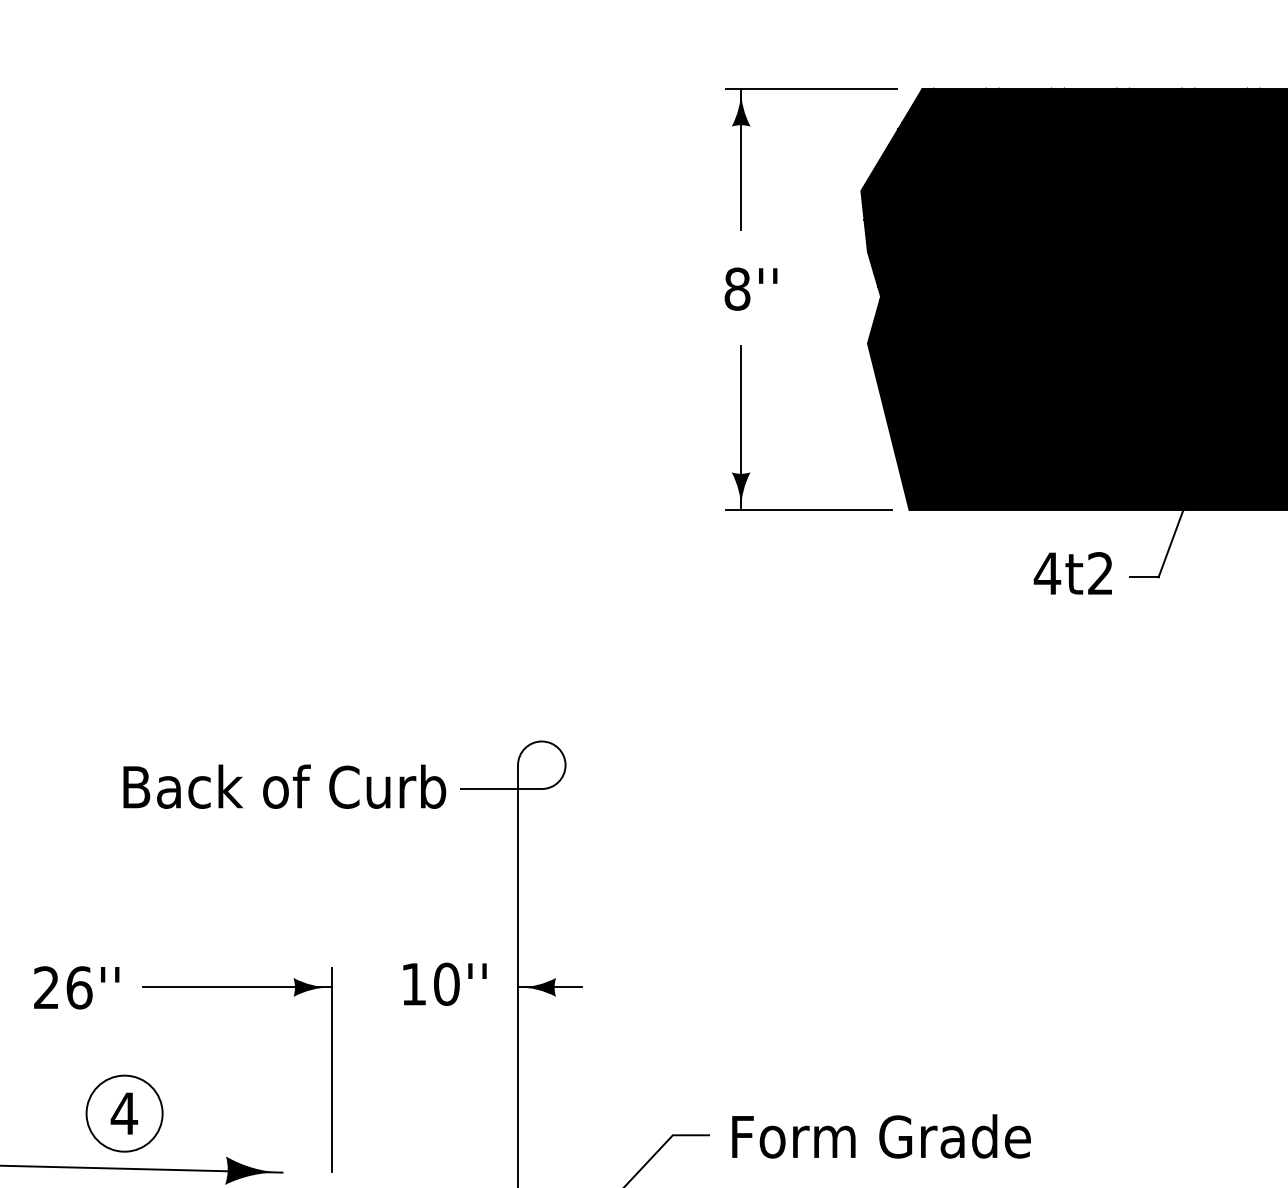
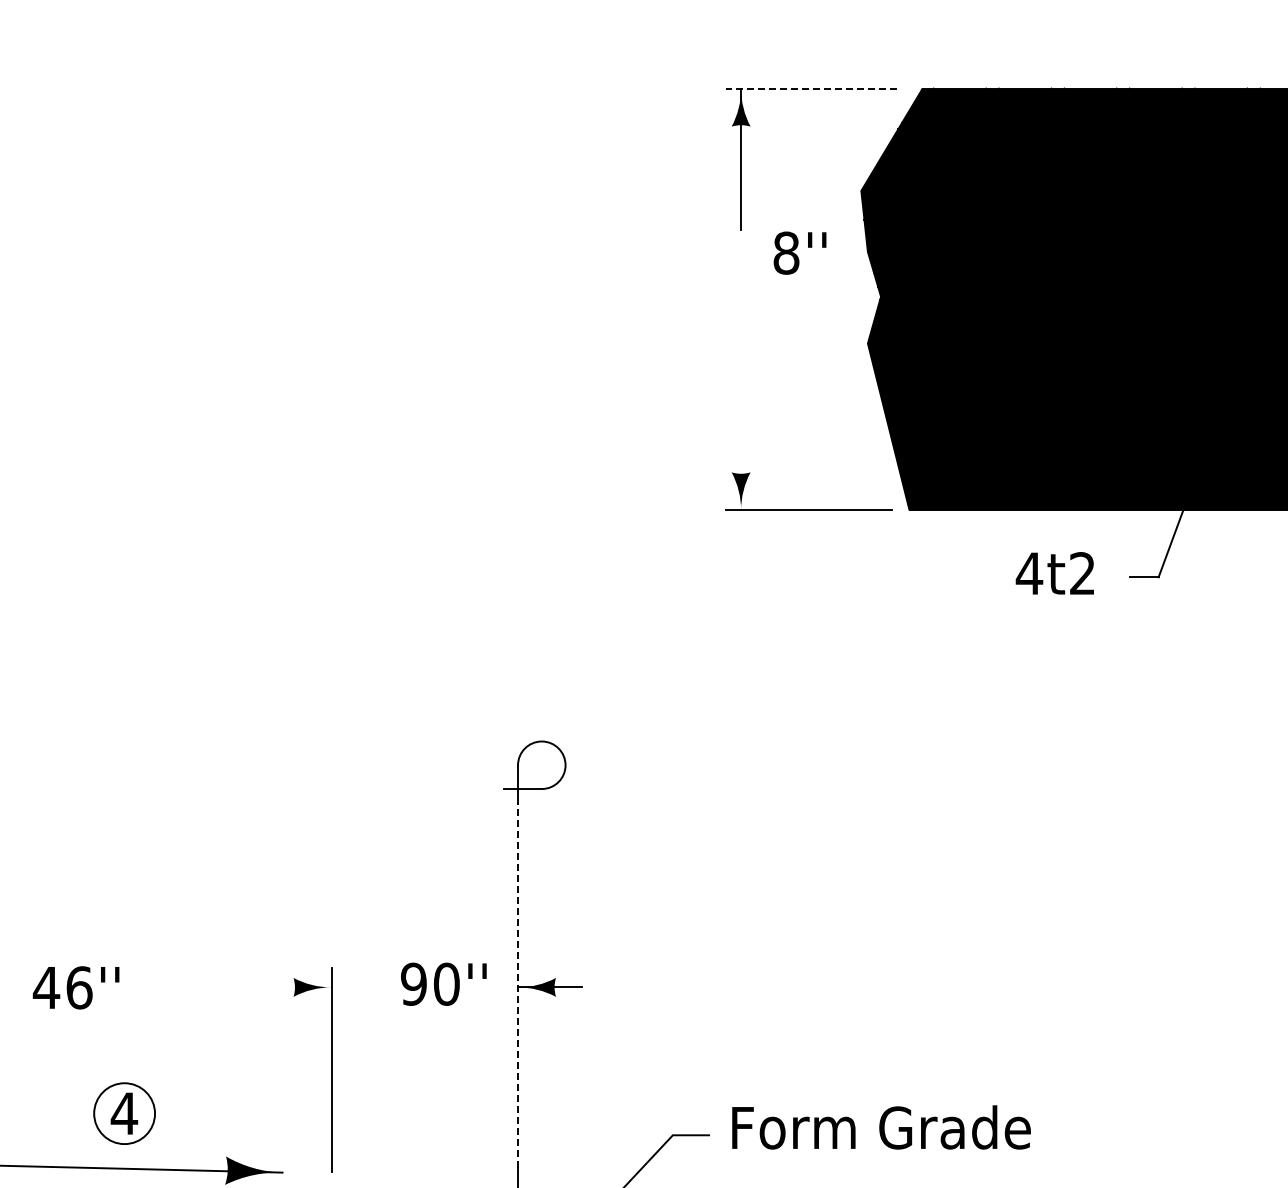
line: solid -> dashed (810, 88)
text position: (750, 288) -> (799, 252) (799, 252)
line: present -> none (741, 427)
text position: (1072, 573) -> (1054, 573) (1054, 573)
part: present -> none (284, 786)
line: present -> none (482, 789)
text: 10'' -> 90'' (413, 983)
line: solid -> dashed (518, 985)
text: 26'' -> 46'' (46, 987)
line: present -> none (236, 987)
circle diameter: 76 px -> 61 px (124, 1113)
text position: (881, 1136) -> (881, 1127) (881, 1127)
